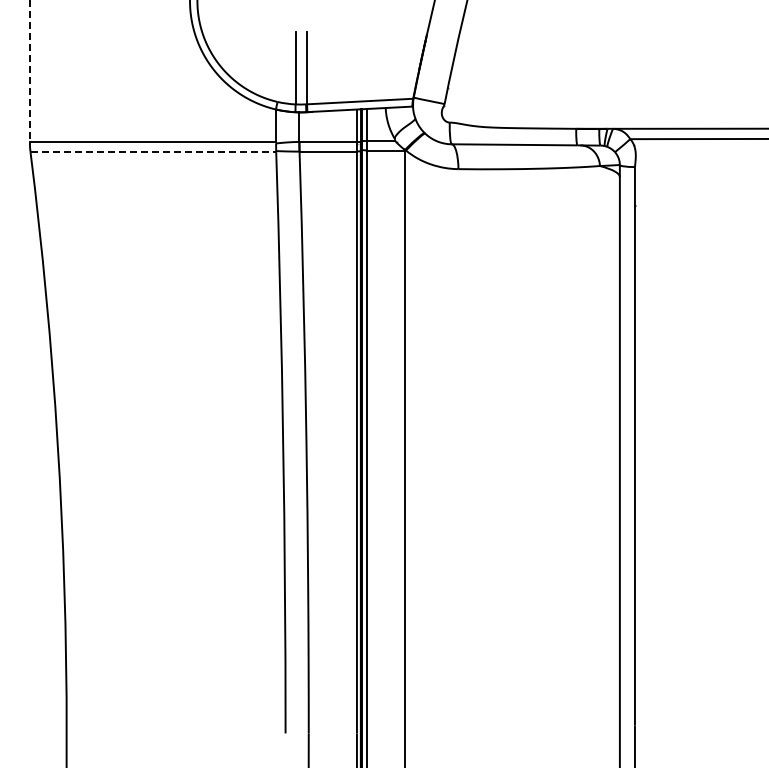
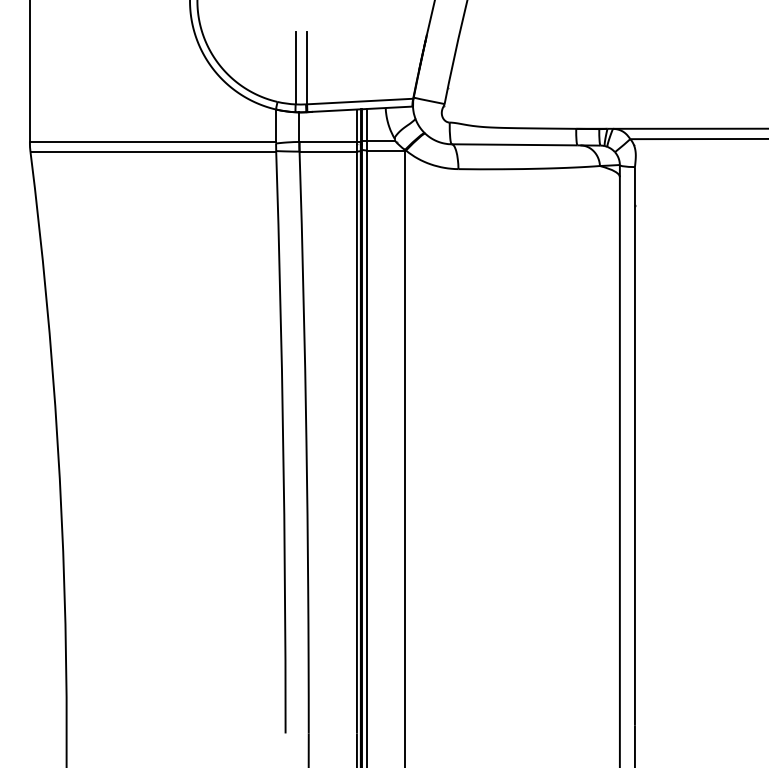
line: dashed -> solid (29, 71)
line: dashed -> solid (153, 152)
